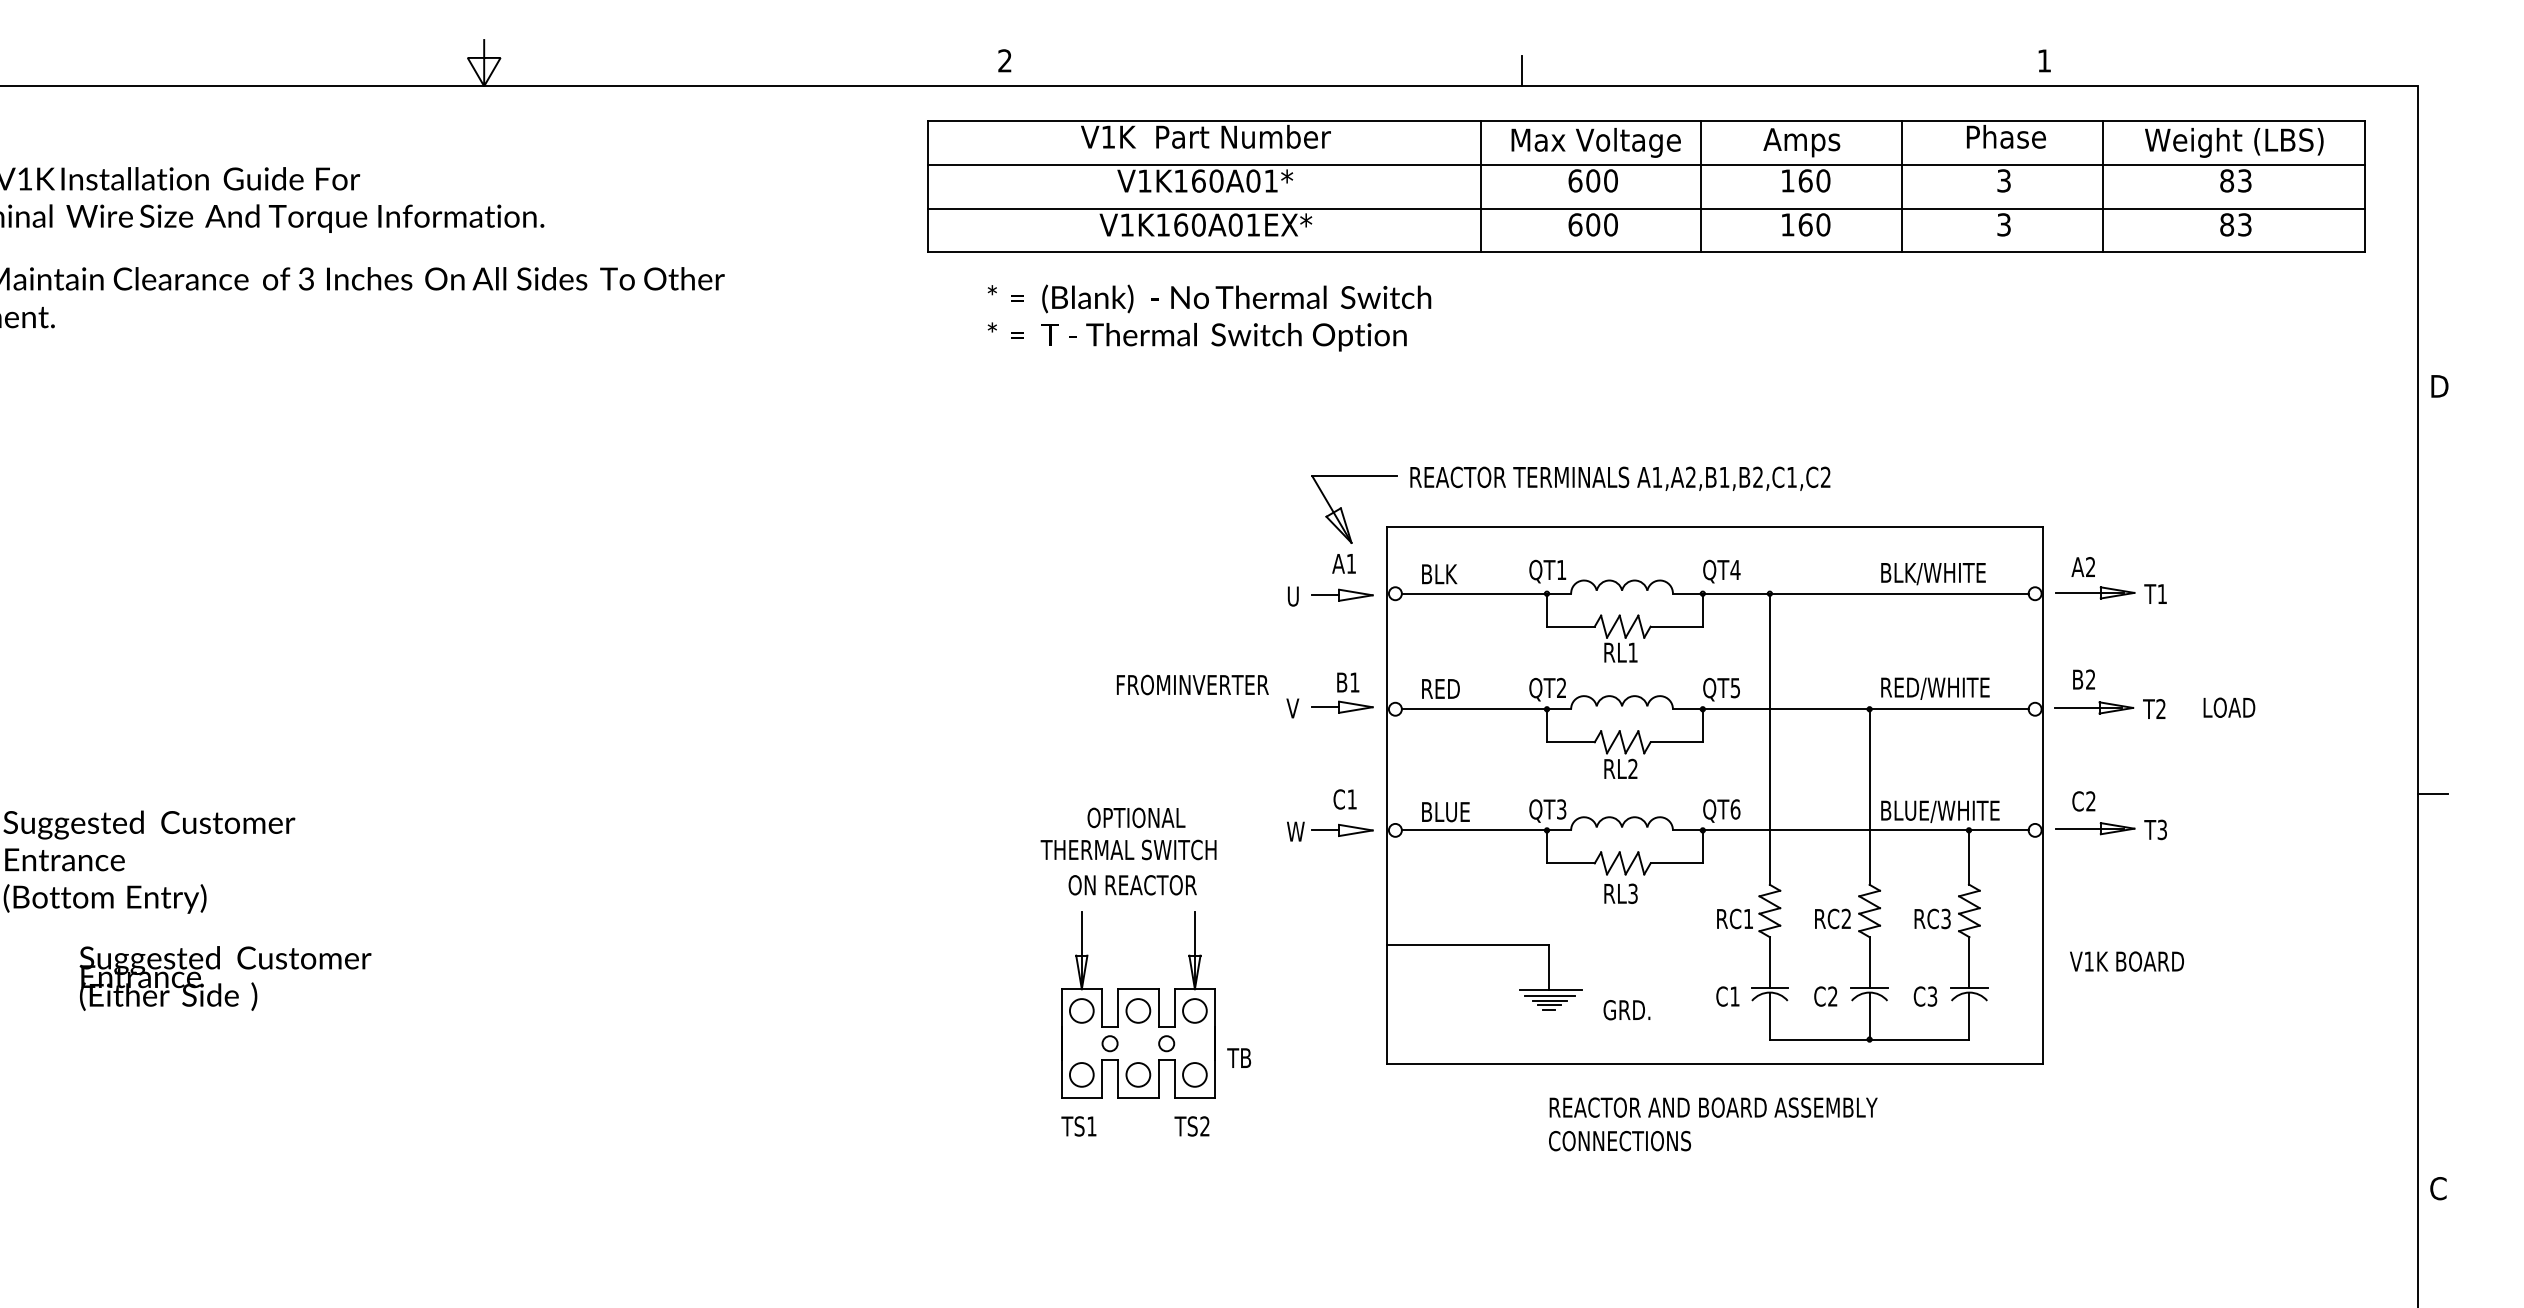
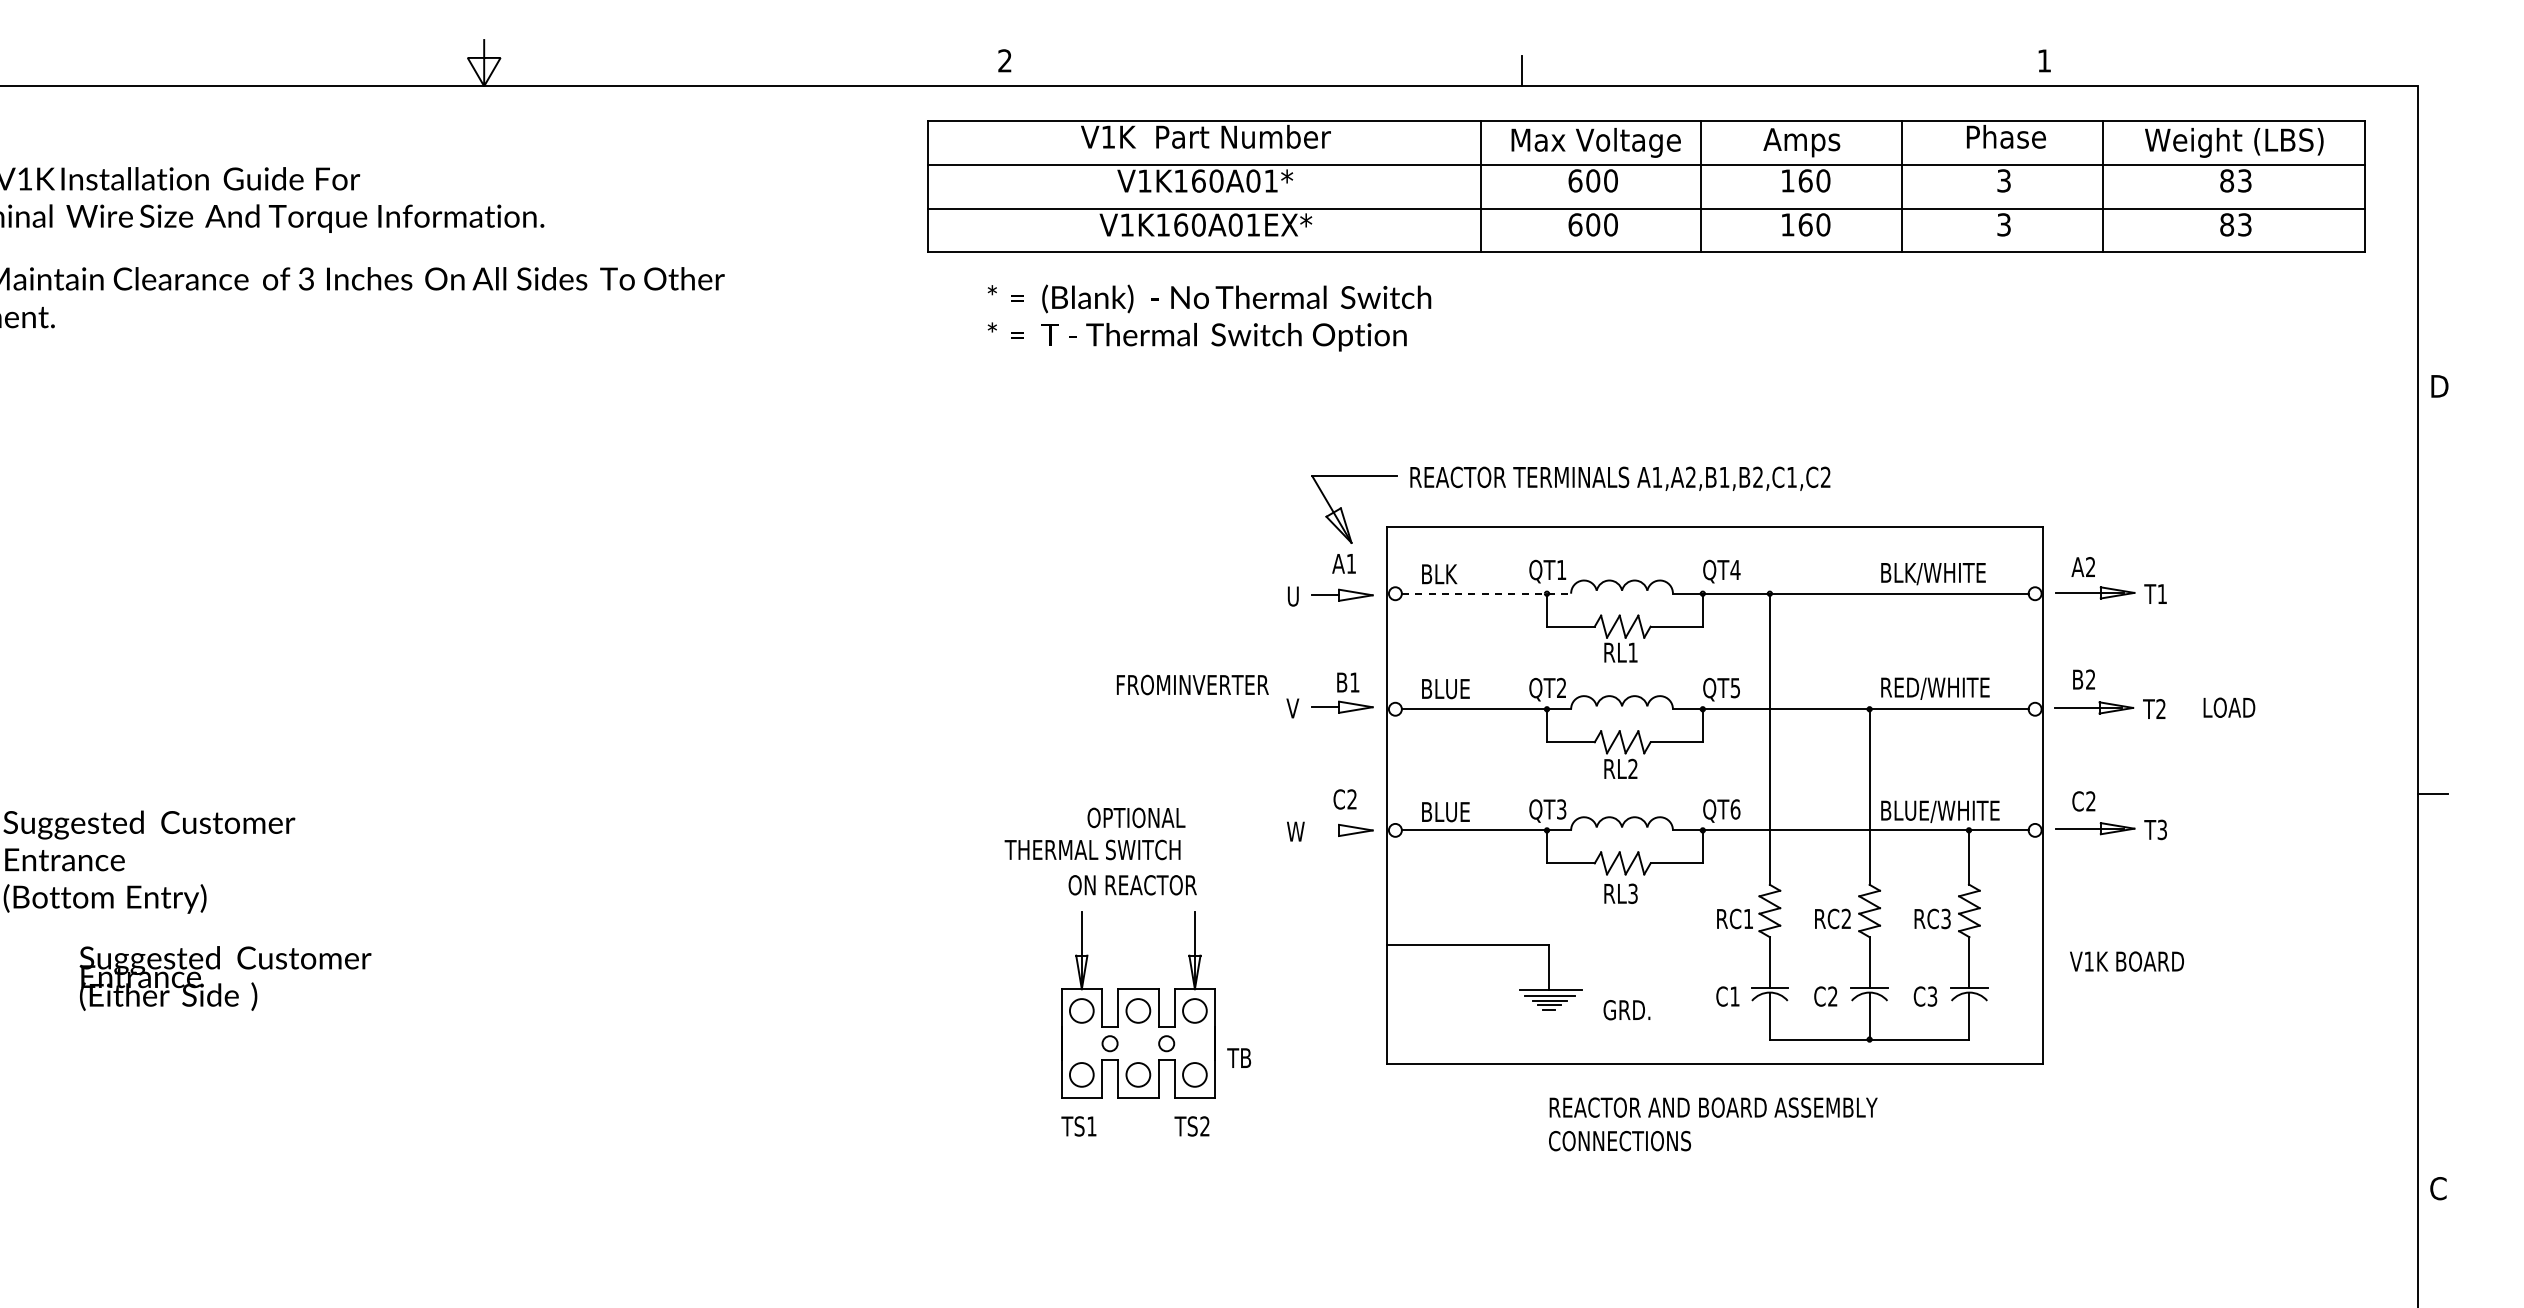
line: solid -> dashed (1486, 593)
text: RED -> BLUE (1446, 689)
text: C1 -> C2 (1351, 799)
line: present -> none (1325, 830)
text position: (1128, 849) -> (1092, 849) (1092, 849)
